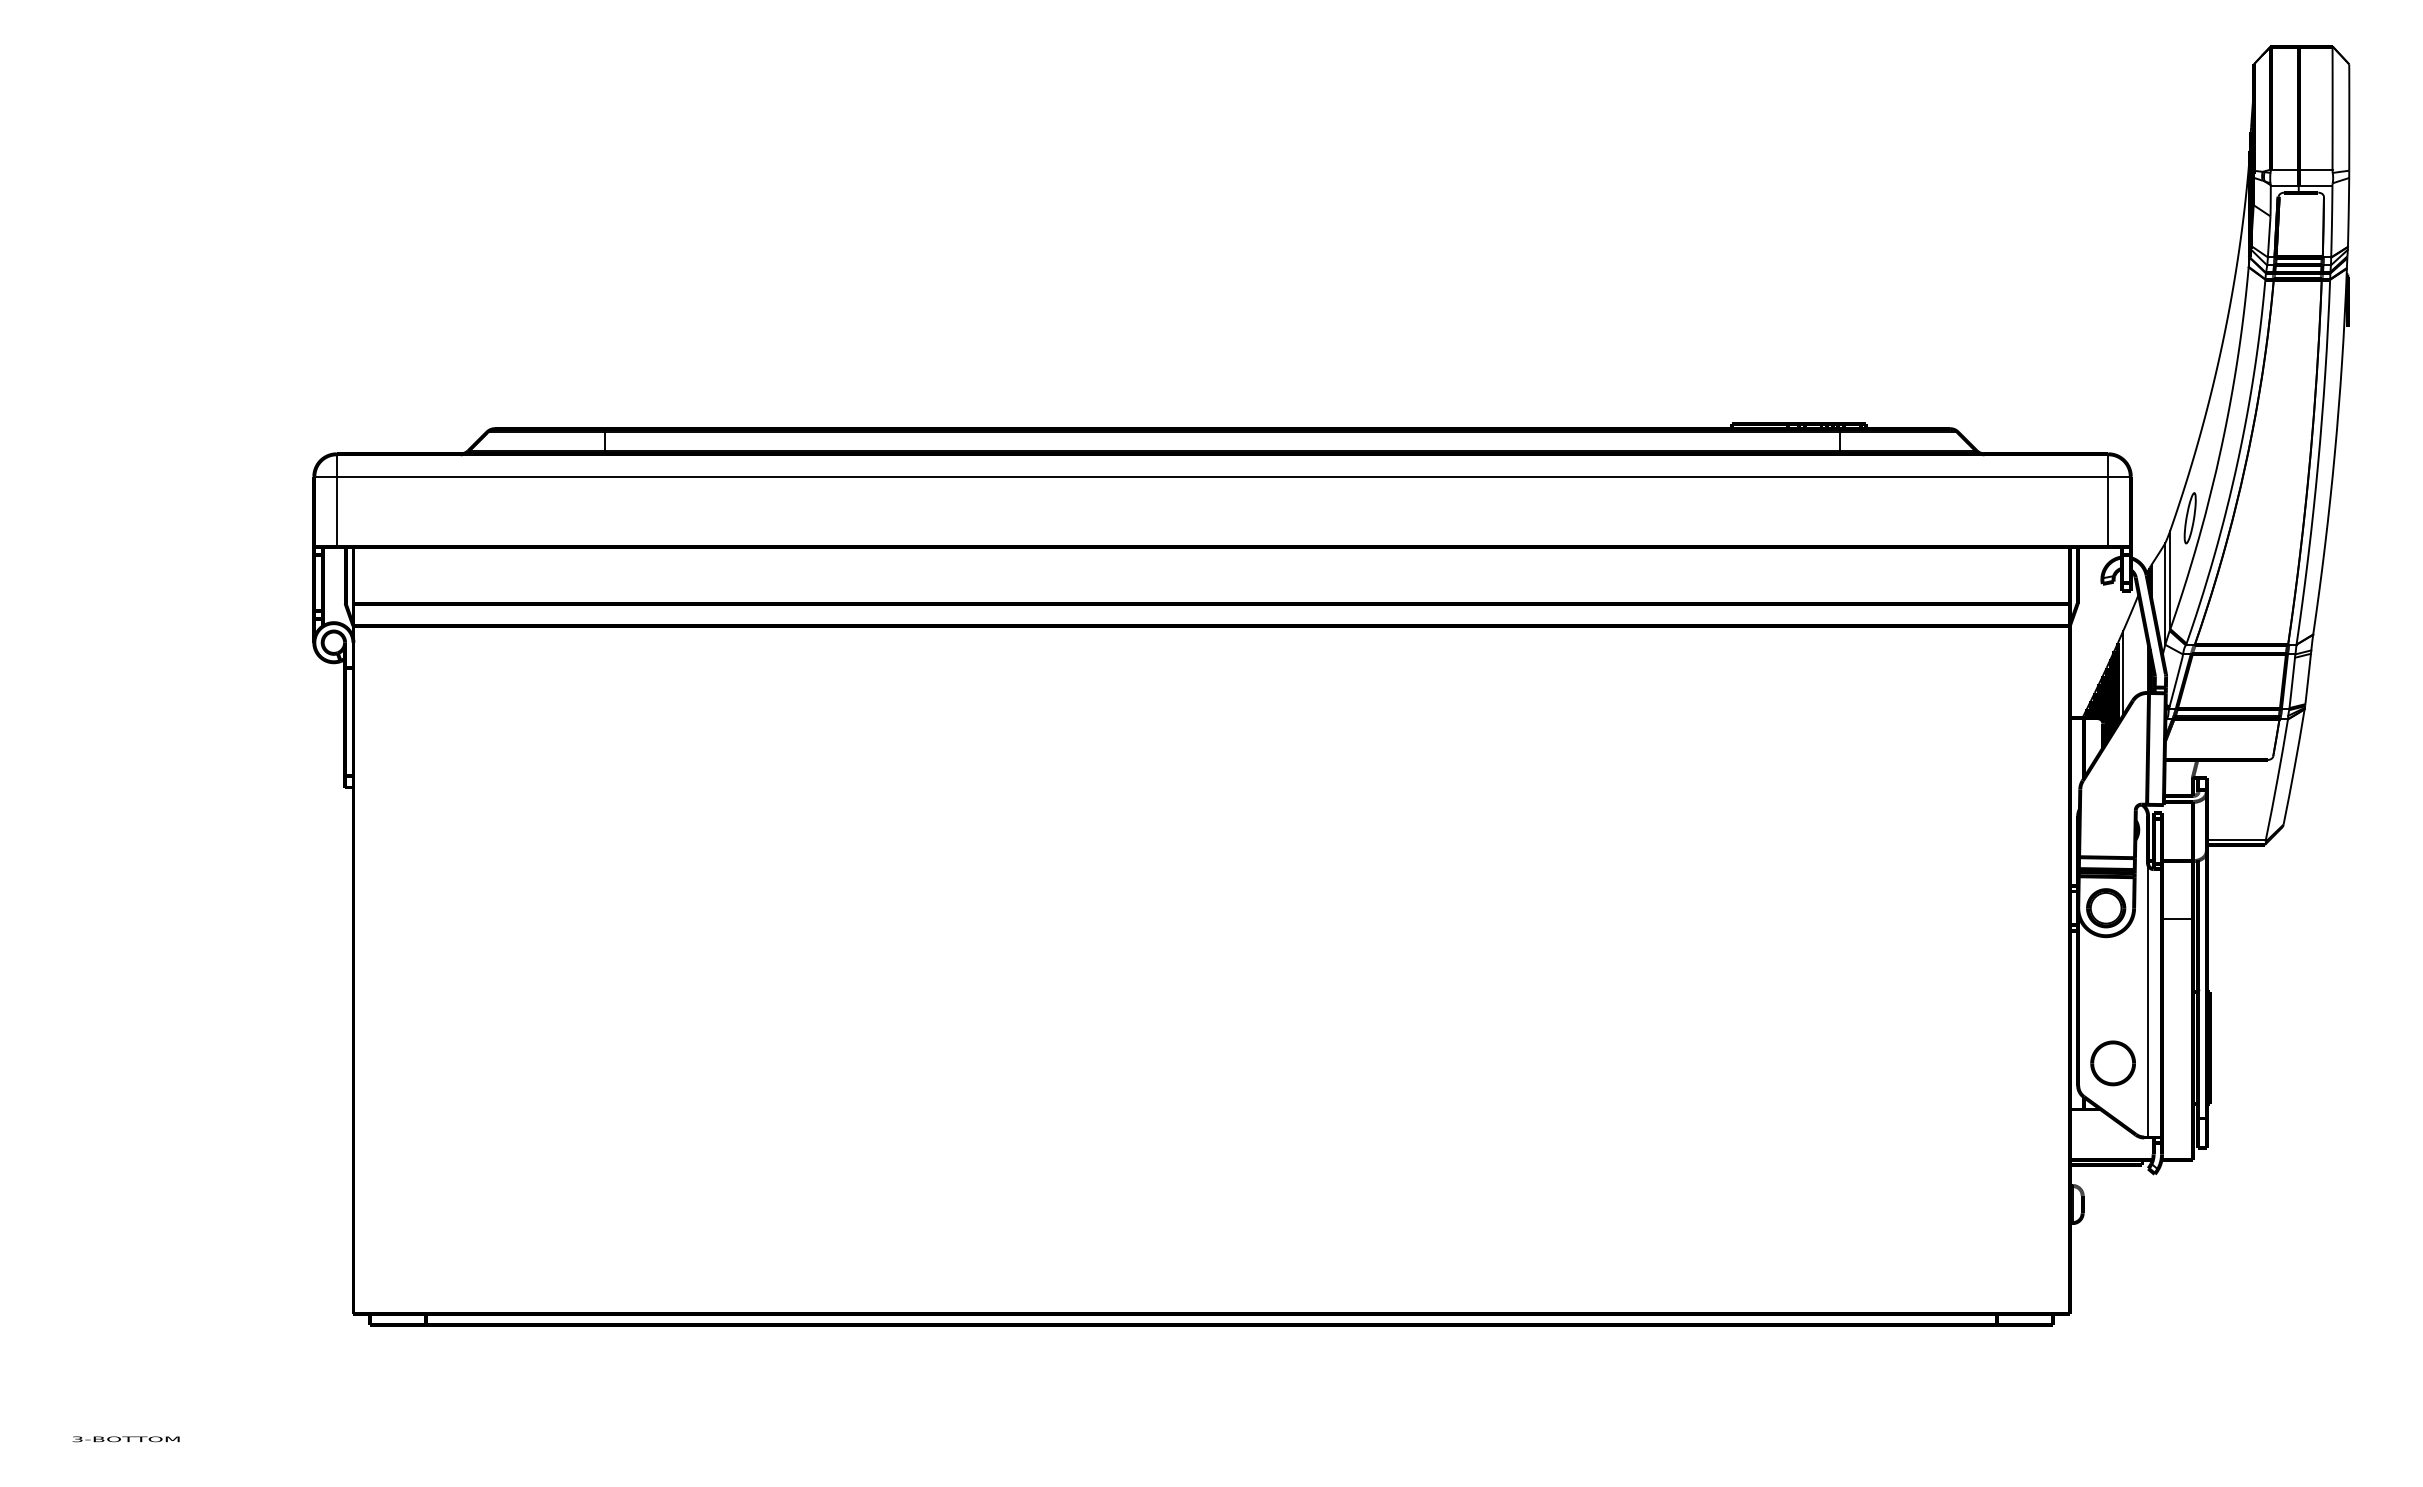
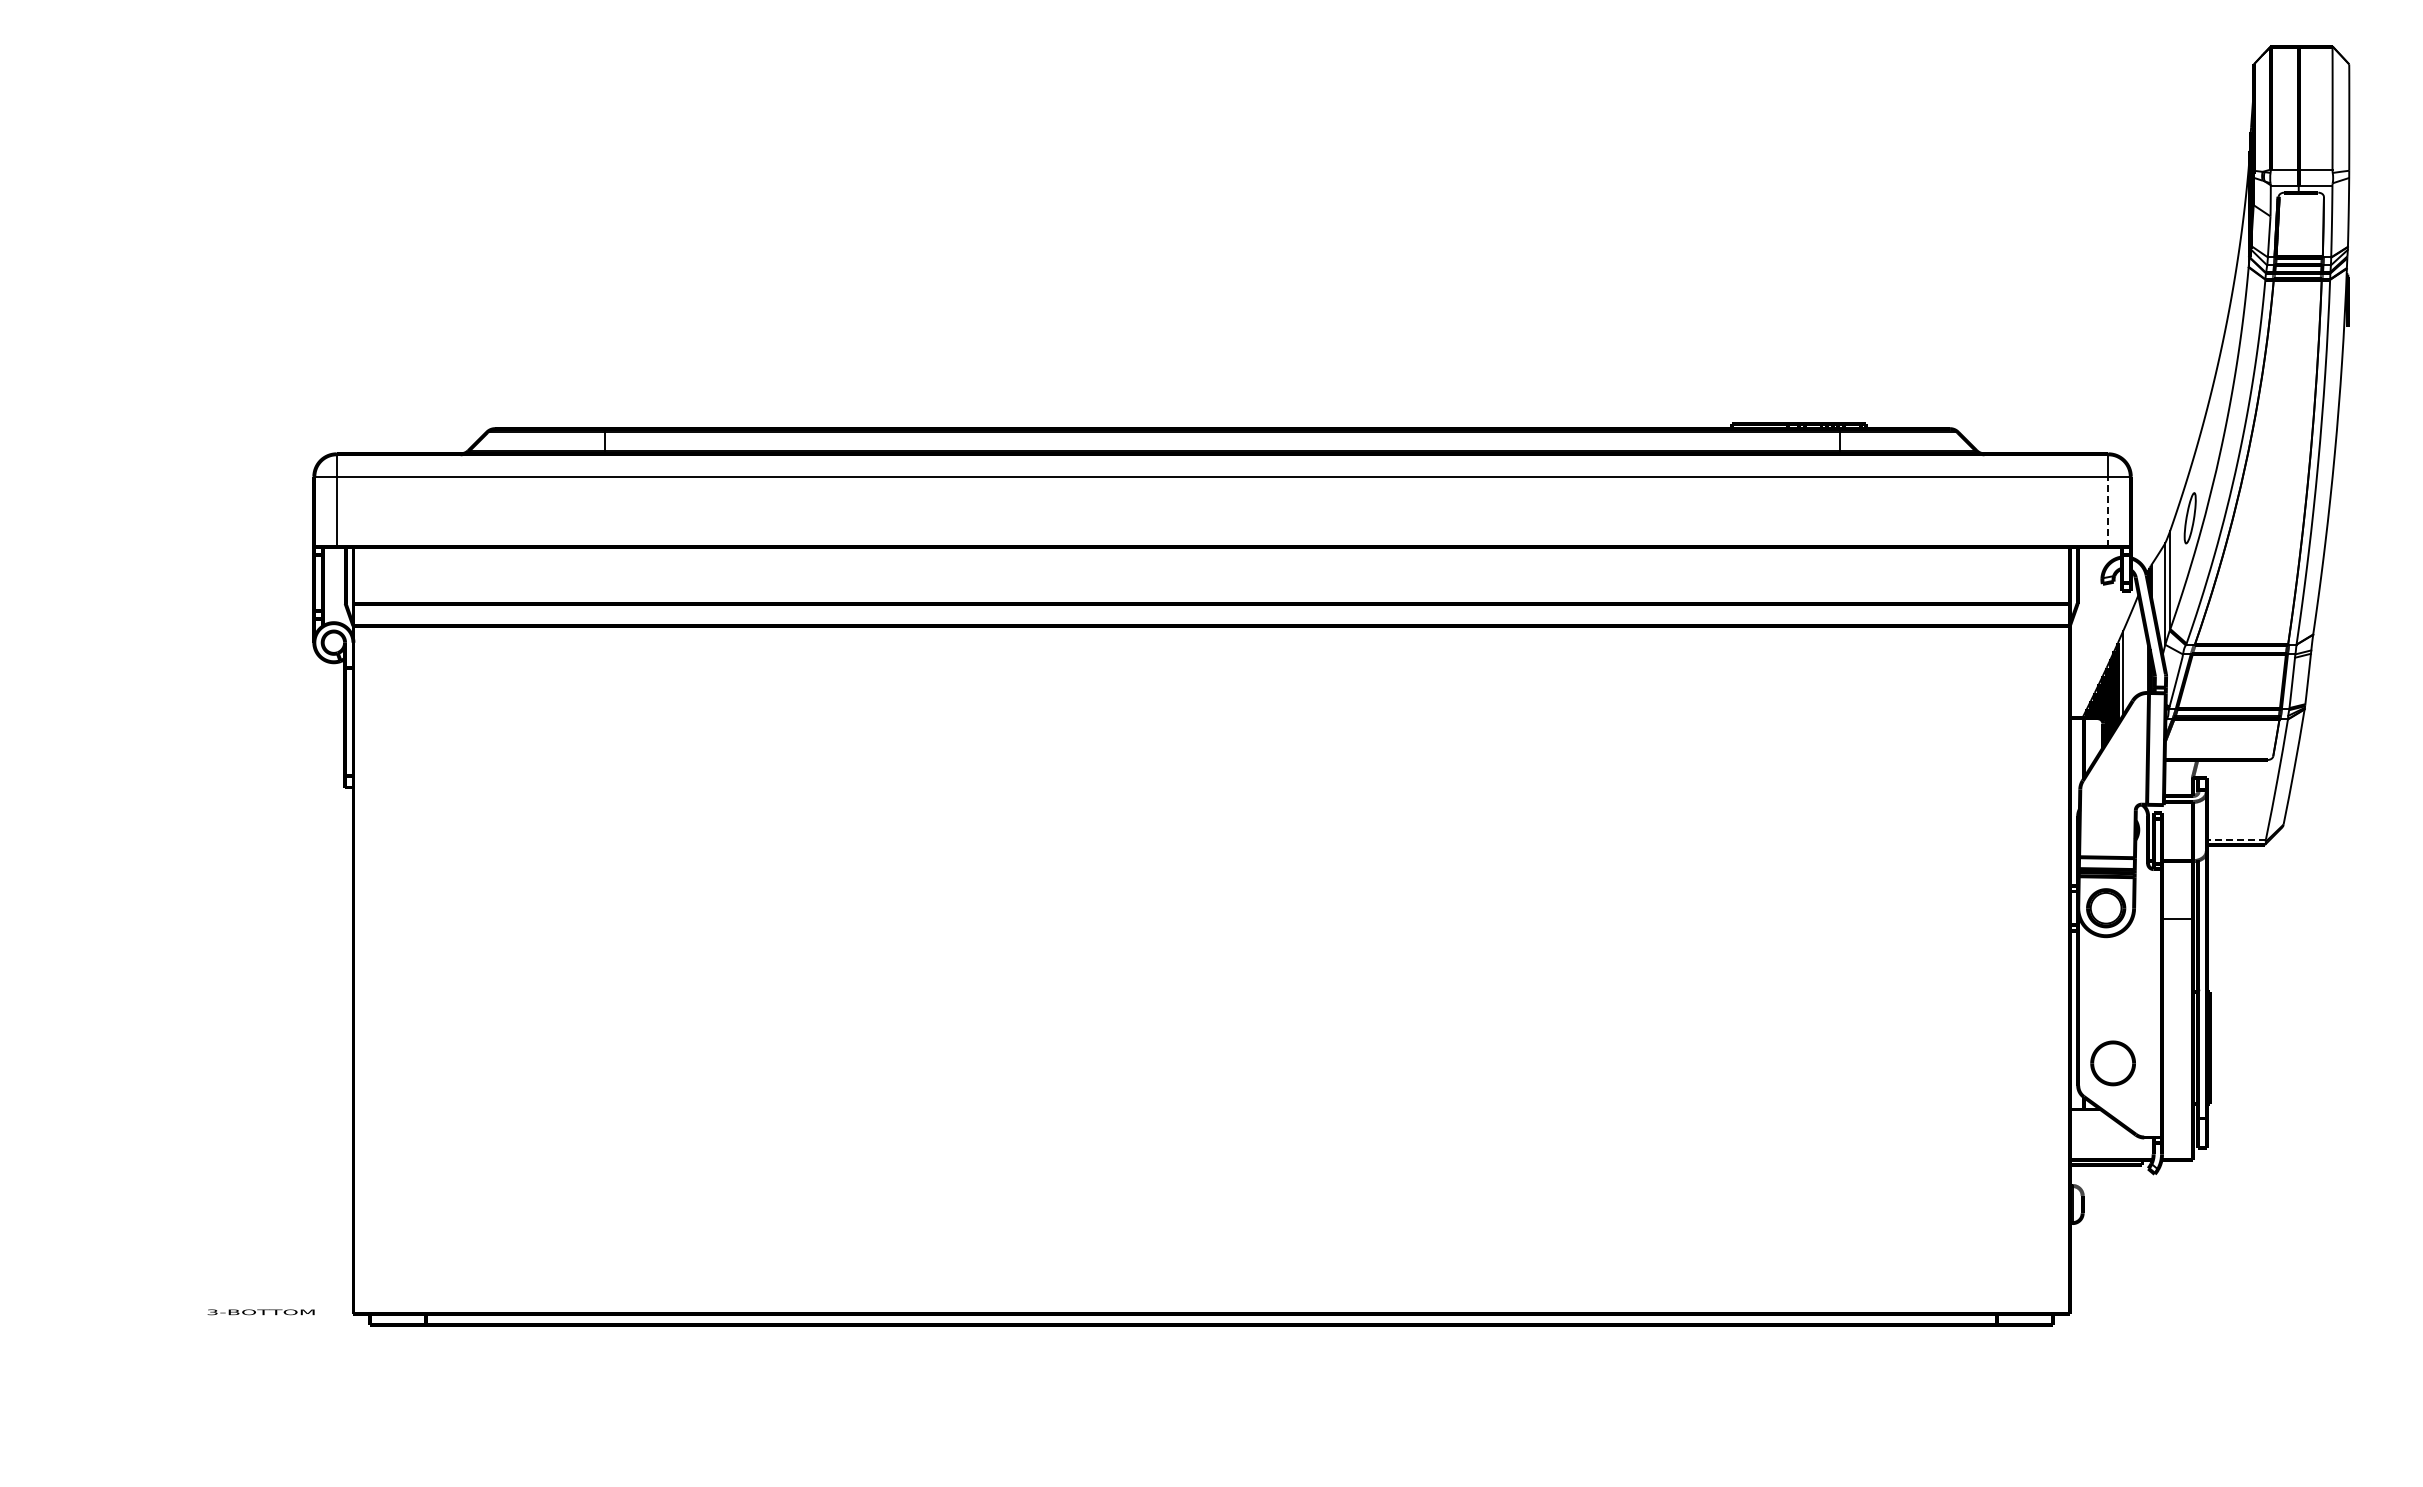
line: solid -> dashed (2108, 511)
line: solid -> dashed (2236, 839)
line: present -> none (2148, 1000)
text position: (125, 1439) -> (260, 1312) (260, 1312)
